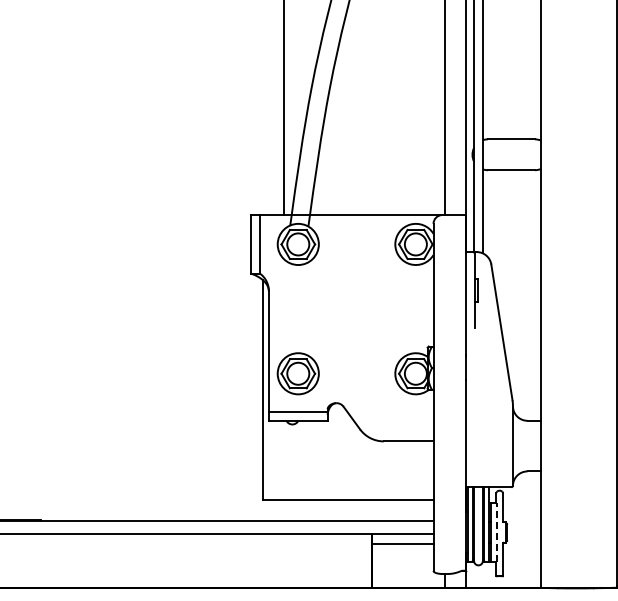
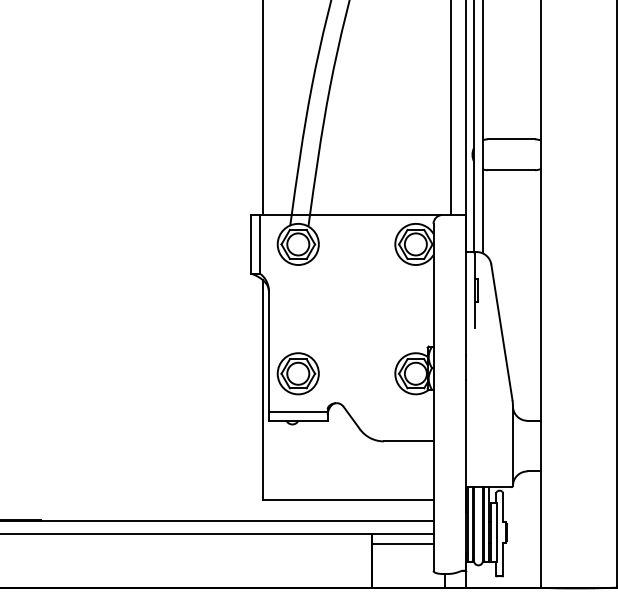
line position: (284, 108) -> (263, 108) (263, 108)
line position: (445, 108) -> (451, 108) (451, 108)
line: dashed -> solid (496, 532)
